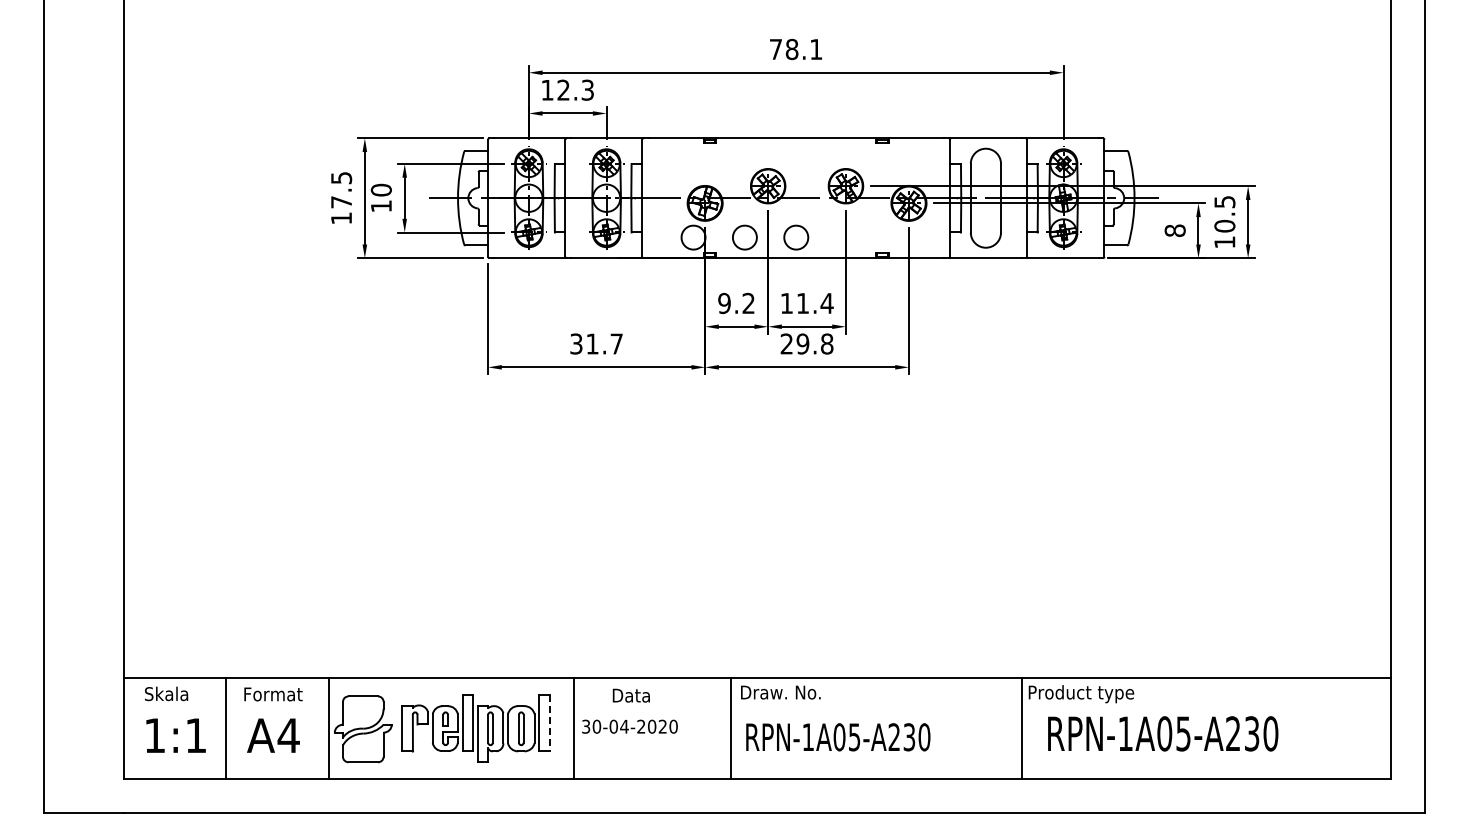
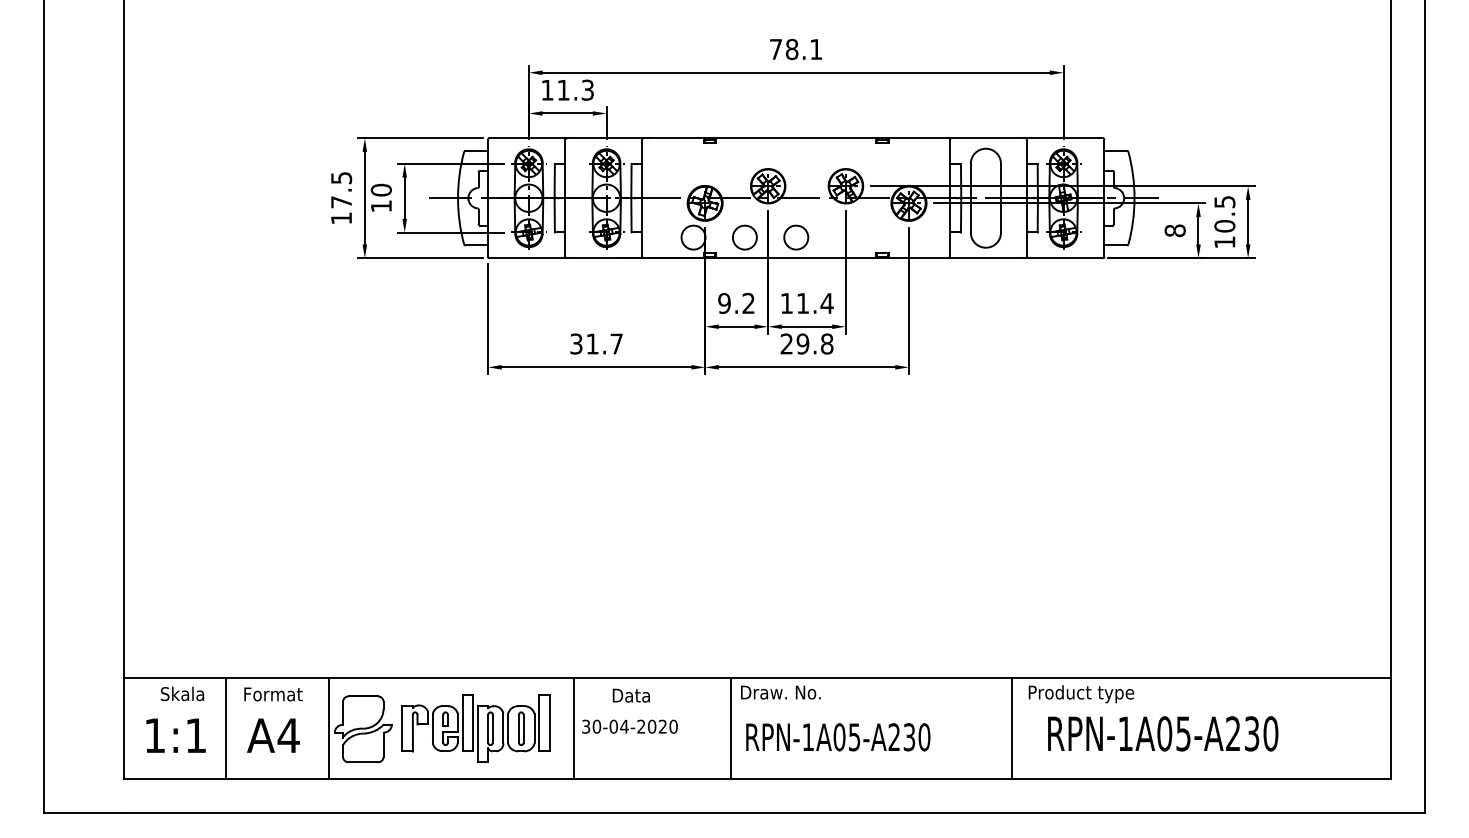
text: 12.3 -> 11.3 (563, 89)
text position: (166, 693) -> (182, 693) (182, 693)
line: dashed -> solid (549, 723)
line position: (1022, 728) -> (1012, 728) (1012, 728)
